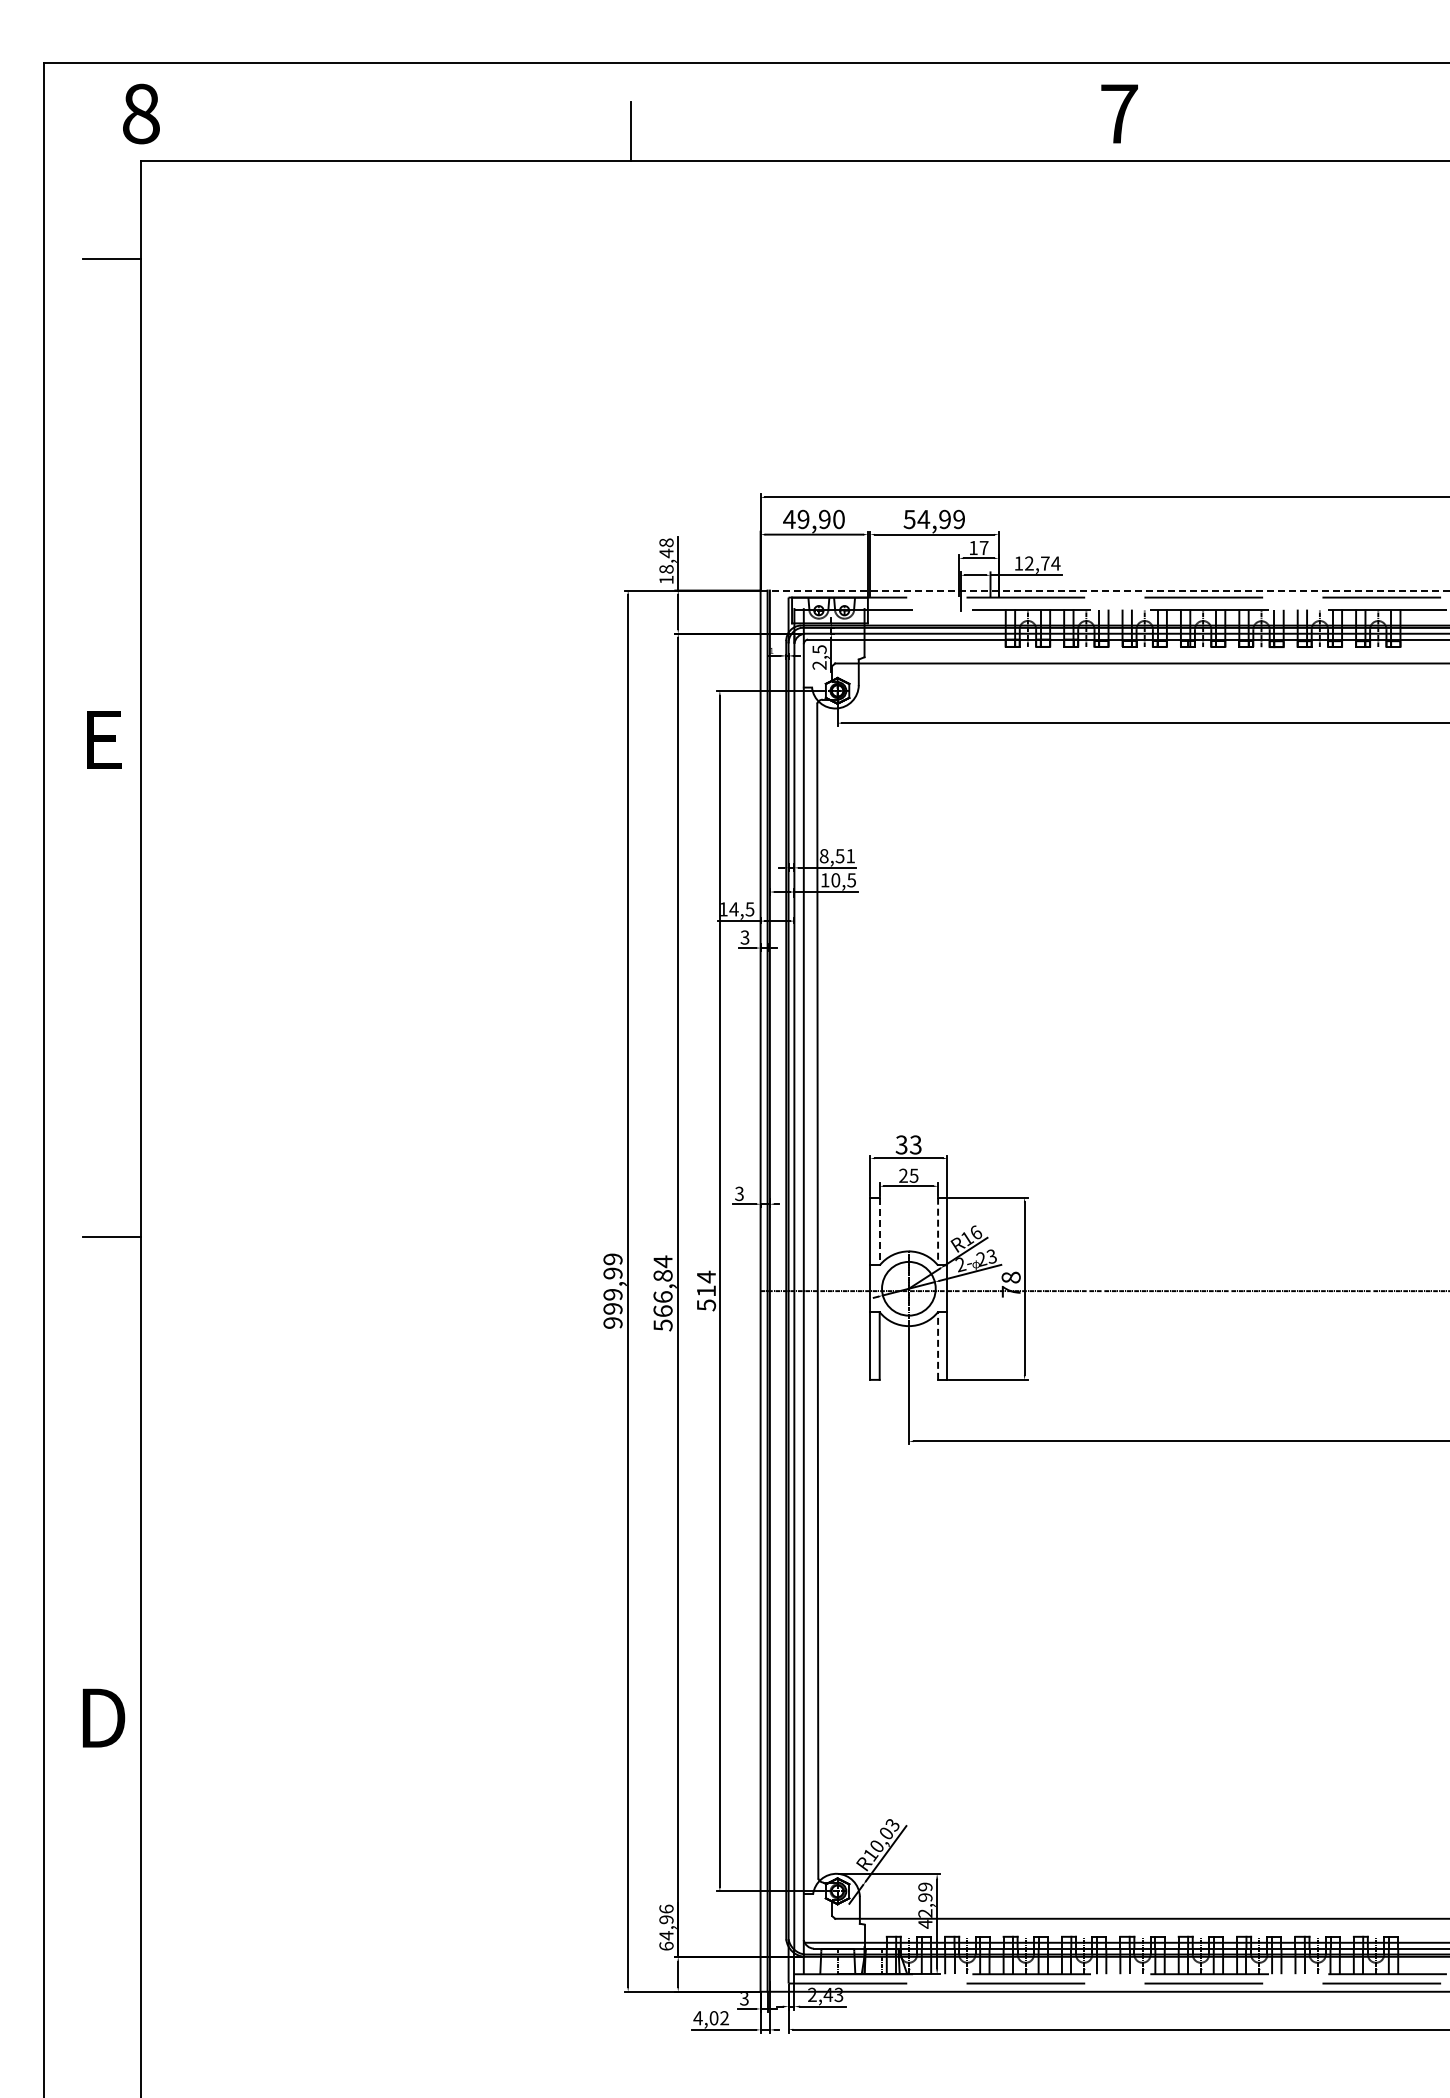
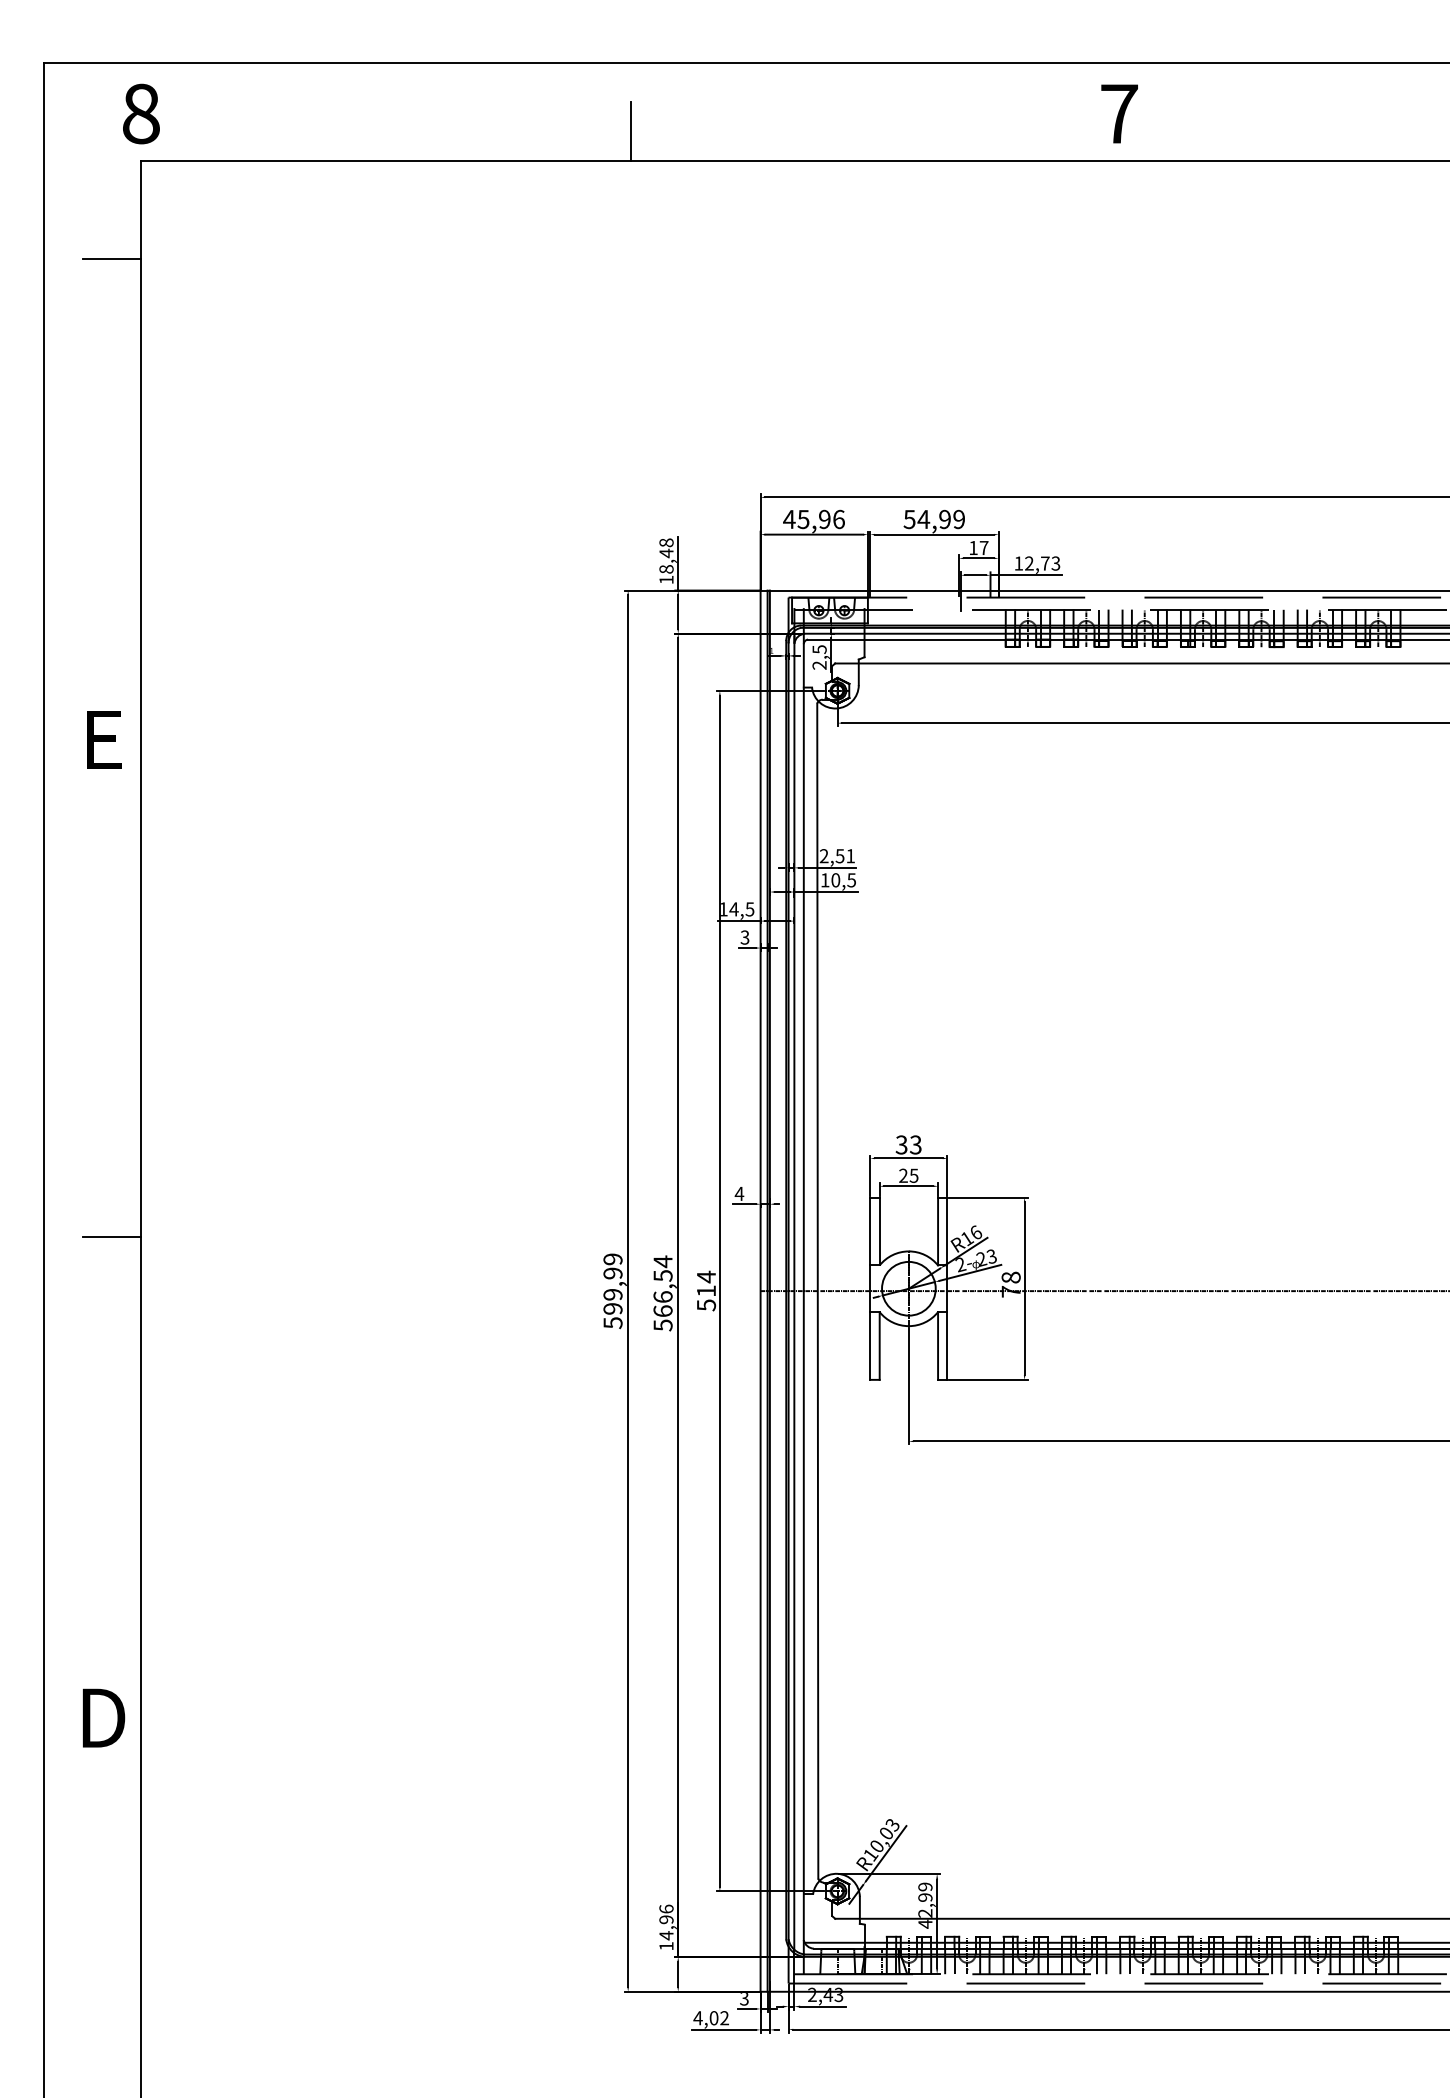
text: 49,90 -> 45,96 (820, 518)
text: 12,74 -> 12,73 (1055, 563)
line: dashed -> solid (1105, 590)
text: 8,51 -> 2,51 (823, 856)
text: 3 -> 4 (739, 1193)
line: dashed -> solid (879, 1231)
line: dashed -> solid (938, 1231)
text: 566,84 -> 566,54 (662, 1275)
text: 999,99 -> 599,99 (612, 1323)
line: dashed -> solid (938, 1345)
text: 64,96 -> 14,96 (666, 1945)
